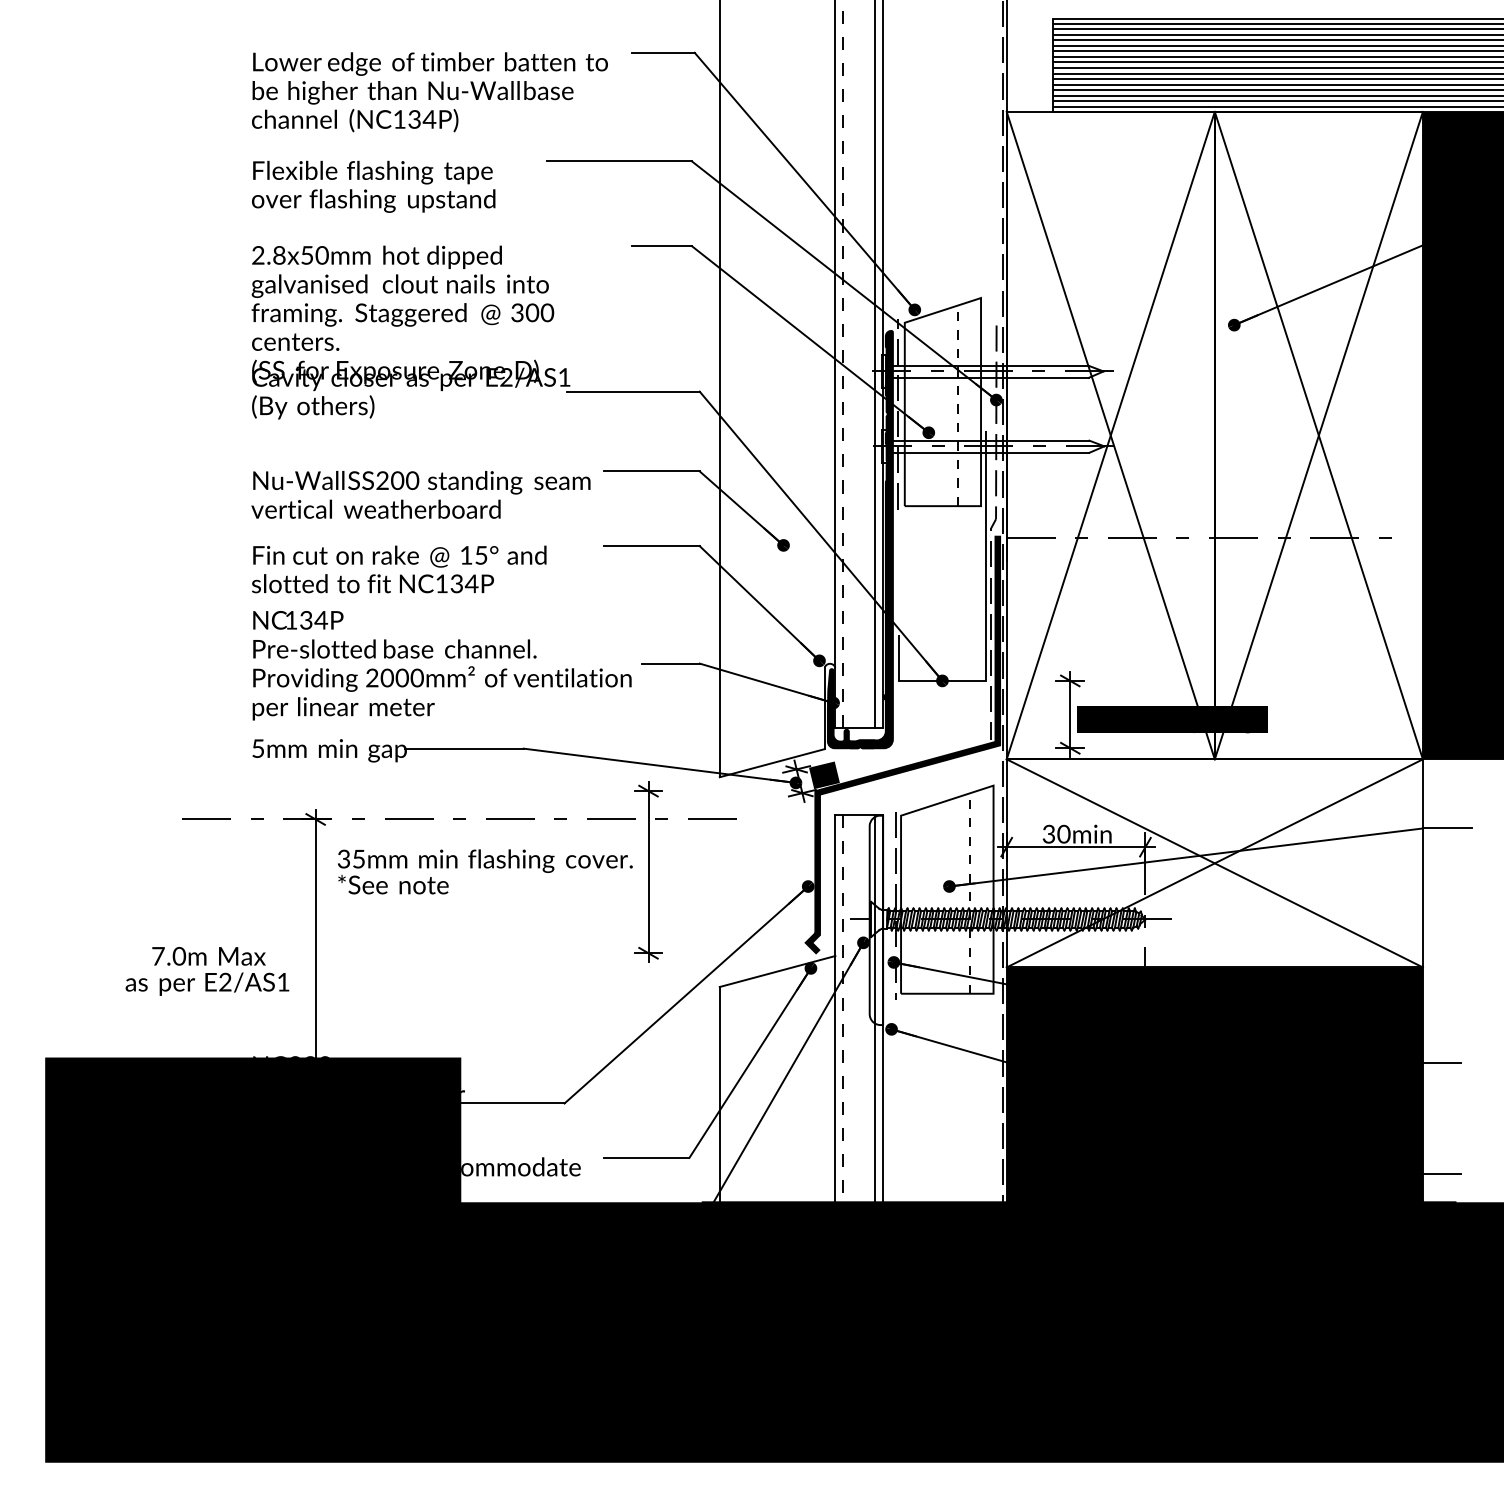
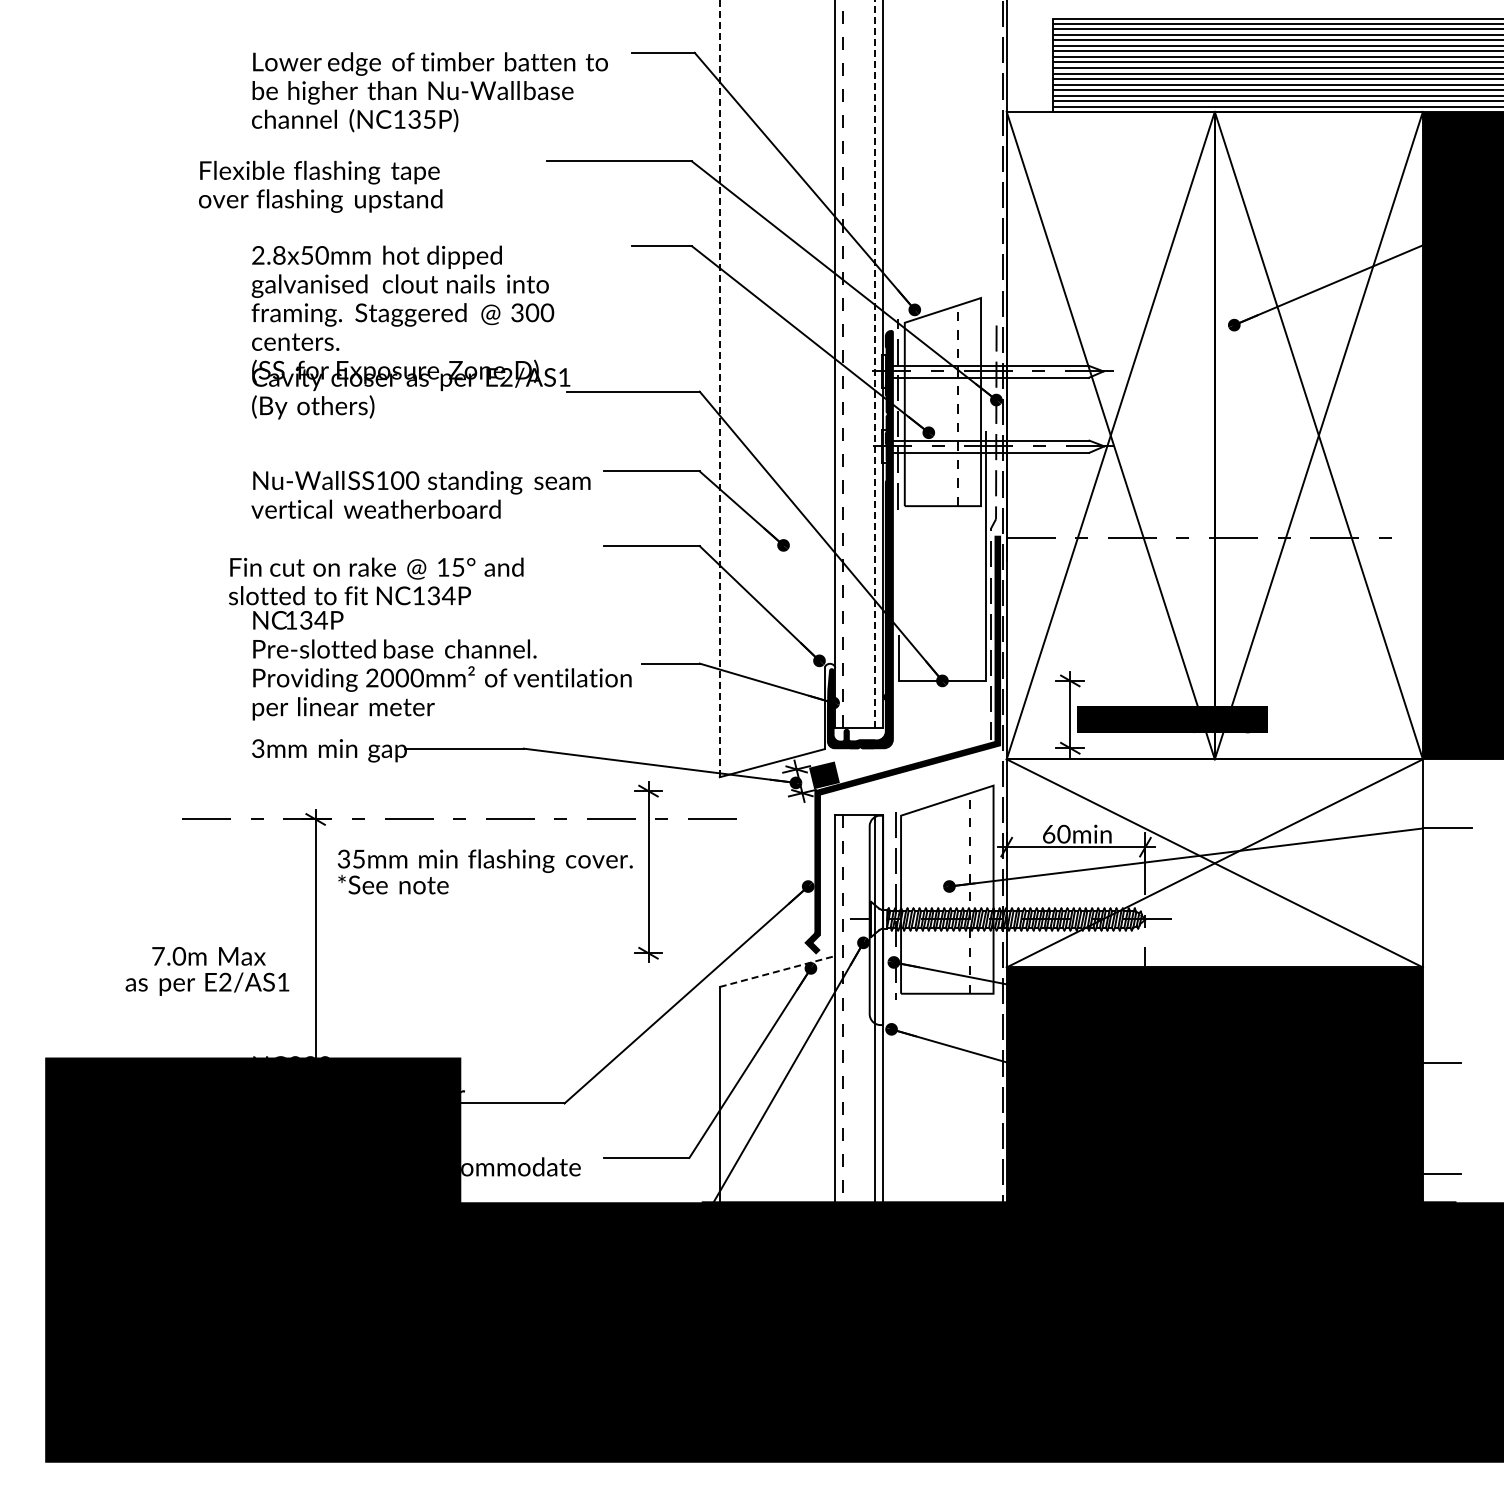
text: (NC134P) -> (NC135P) (429, 119)
text position: (373, 186) -> (320, 186) (320, 186)
line: solid -> dashed (874, 364)
line: solid -> dashed (719, 388)
text: SS200 -> SS100 (382, 480)
text position: (399, 569) -> (376, 581) (376, 581)
text: 5mm -> 3mm (258, 748)
text: 30min -> 60min (1048, 833)
line: solid -> dashed (777, 971)
